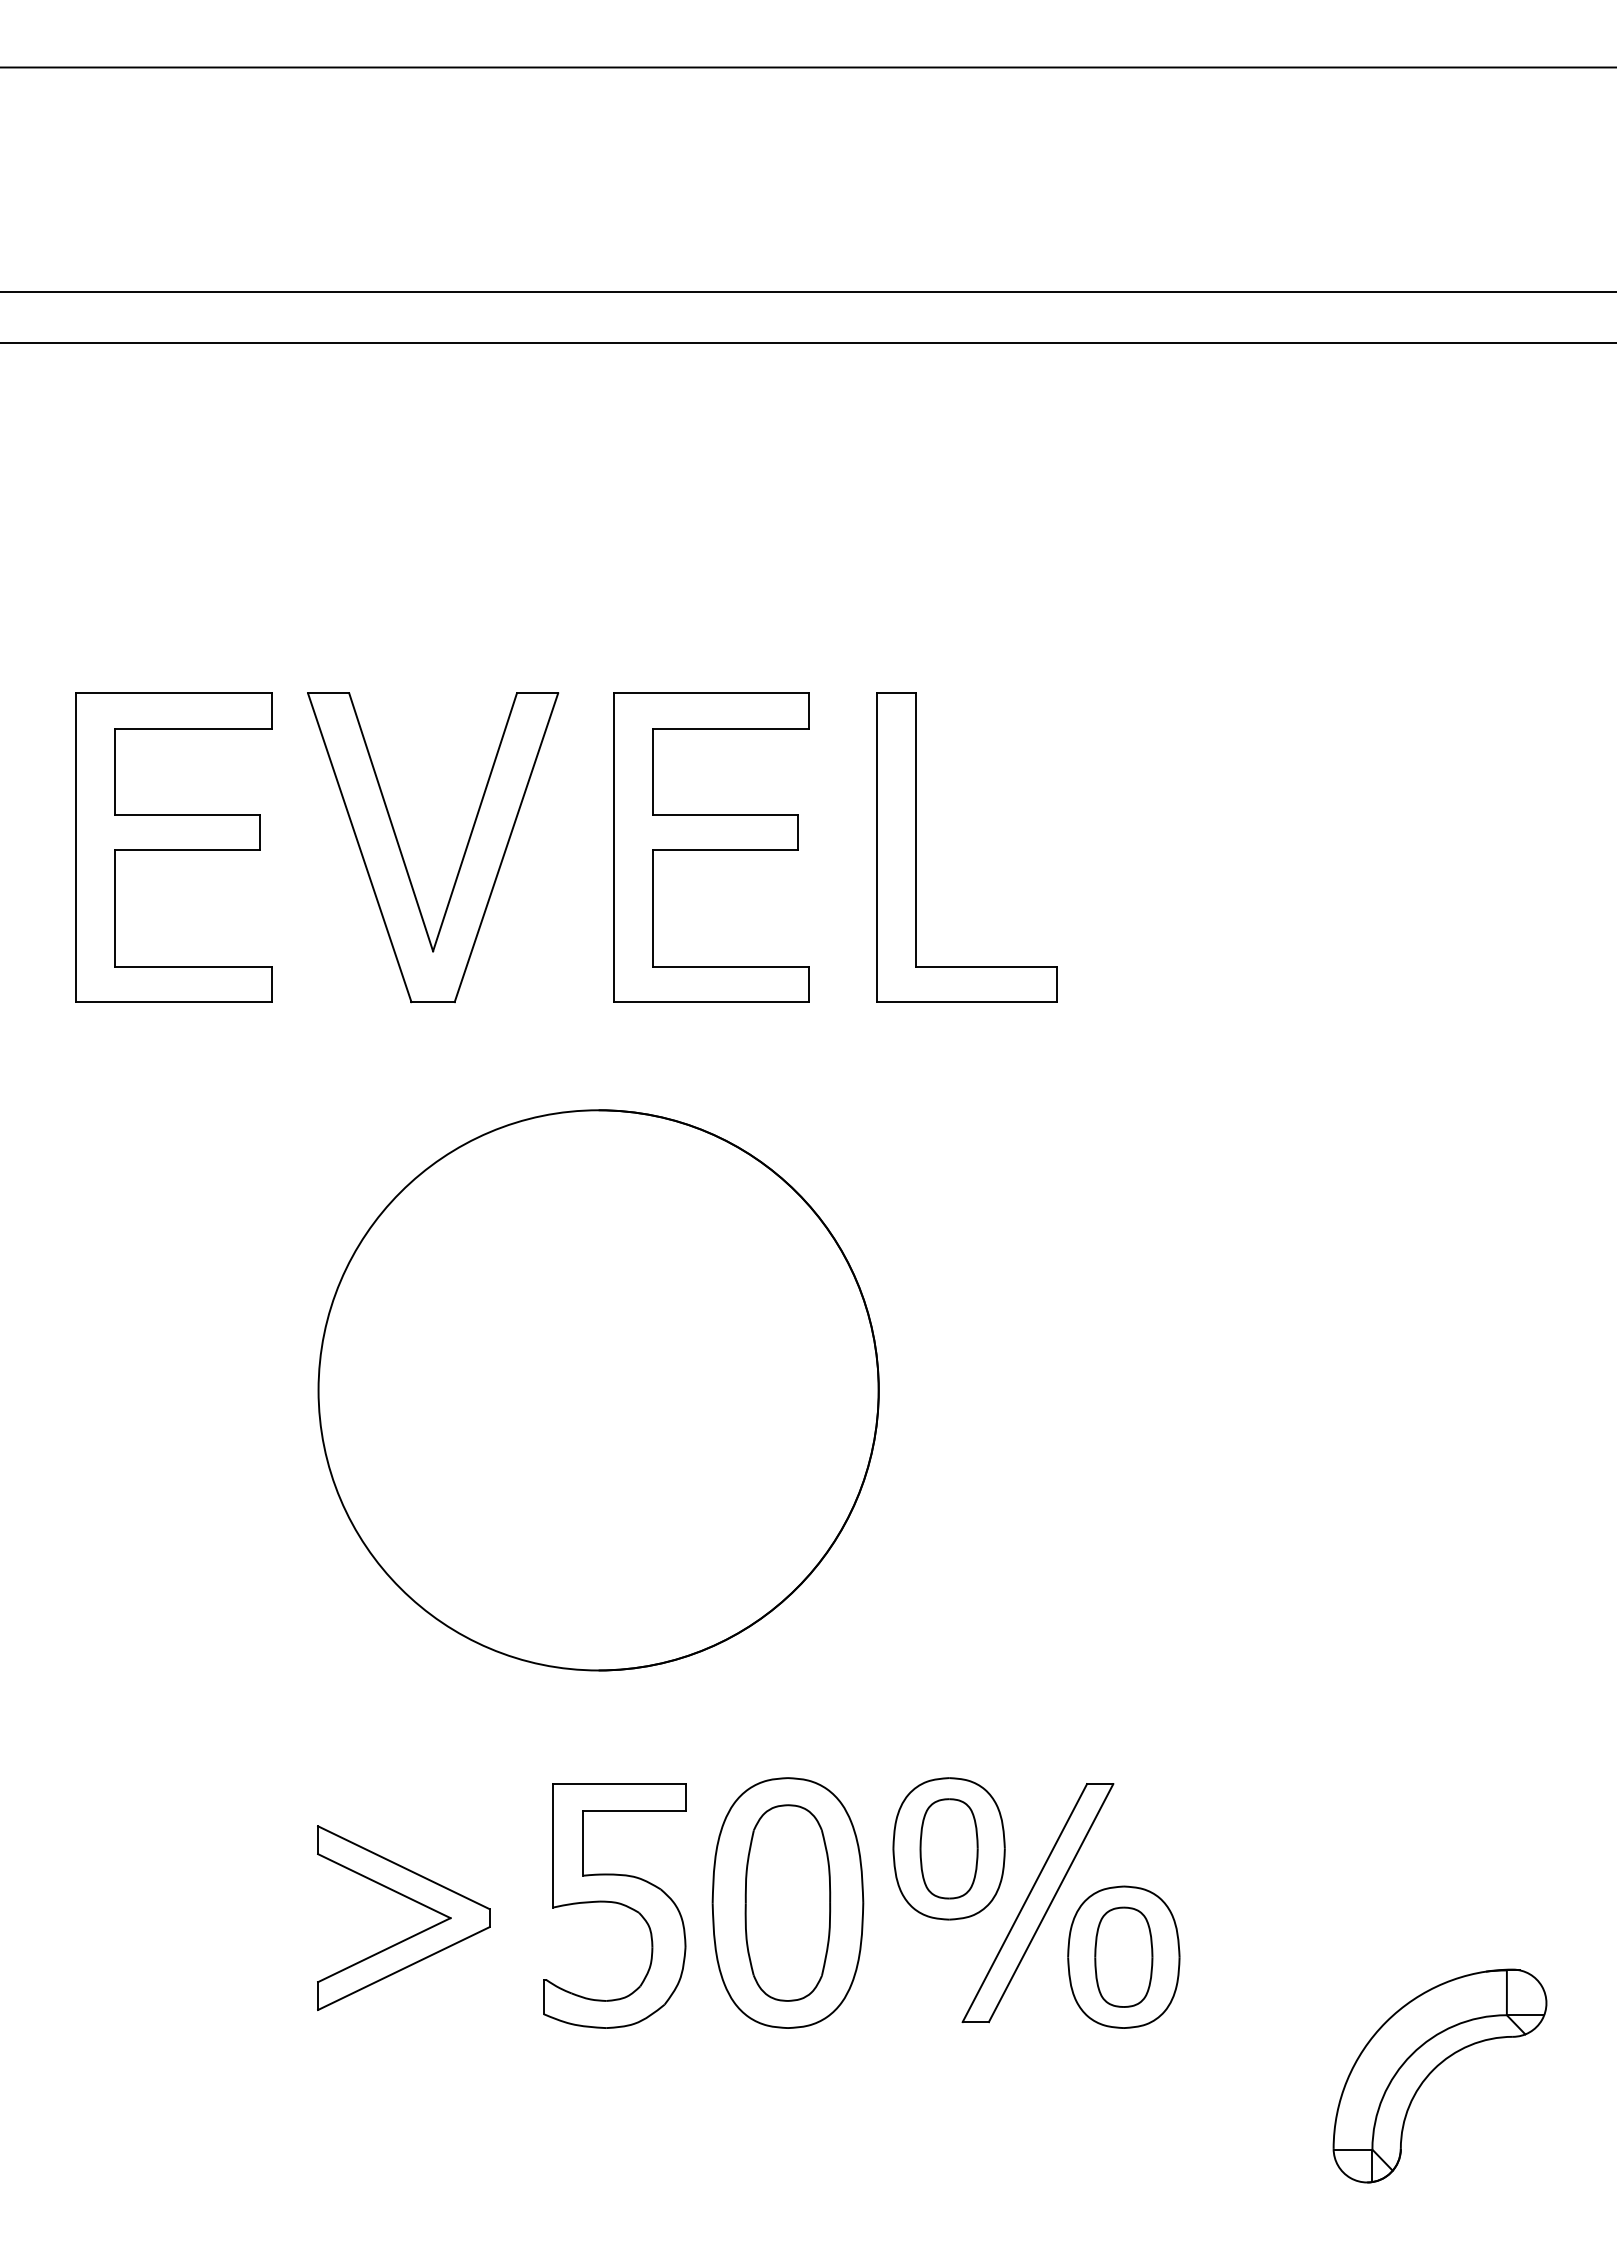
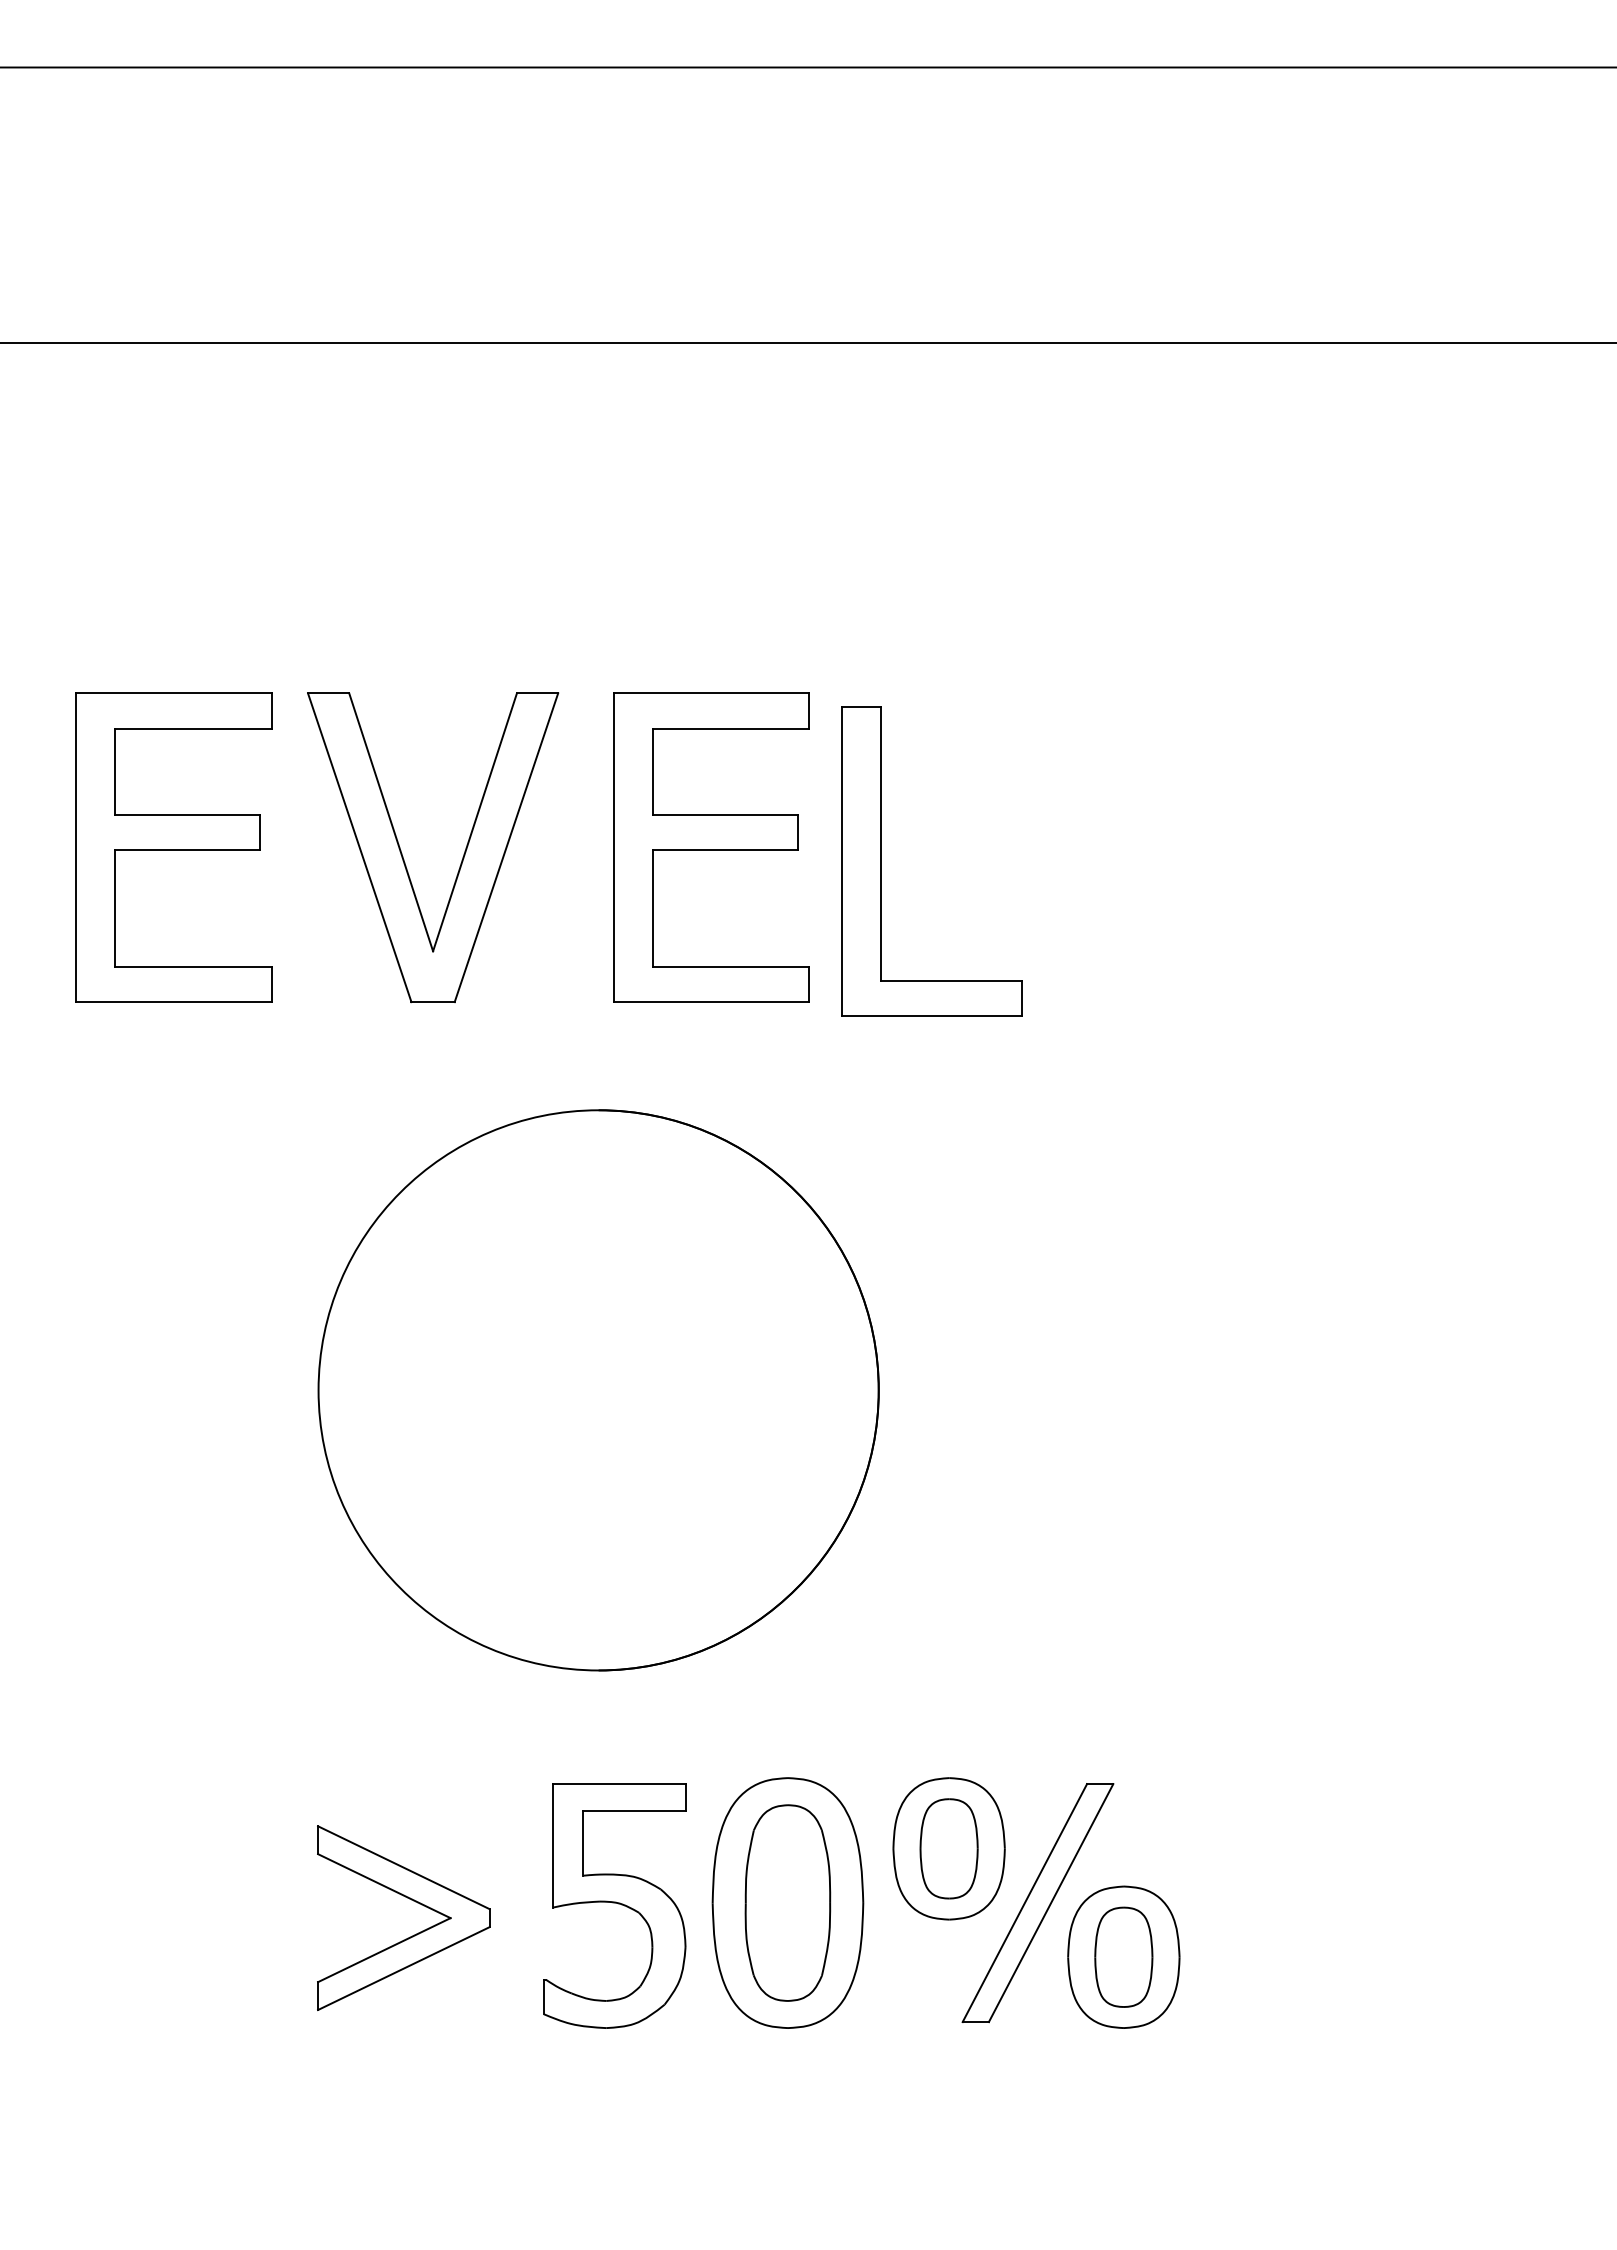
line: present -> none (807, 291)
part position: (916, 847) -> (881, 861) (881, 861)
part: present -> none (1434, 2070)
